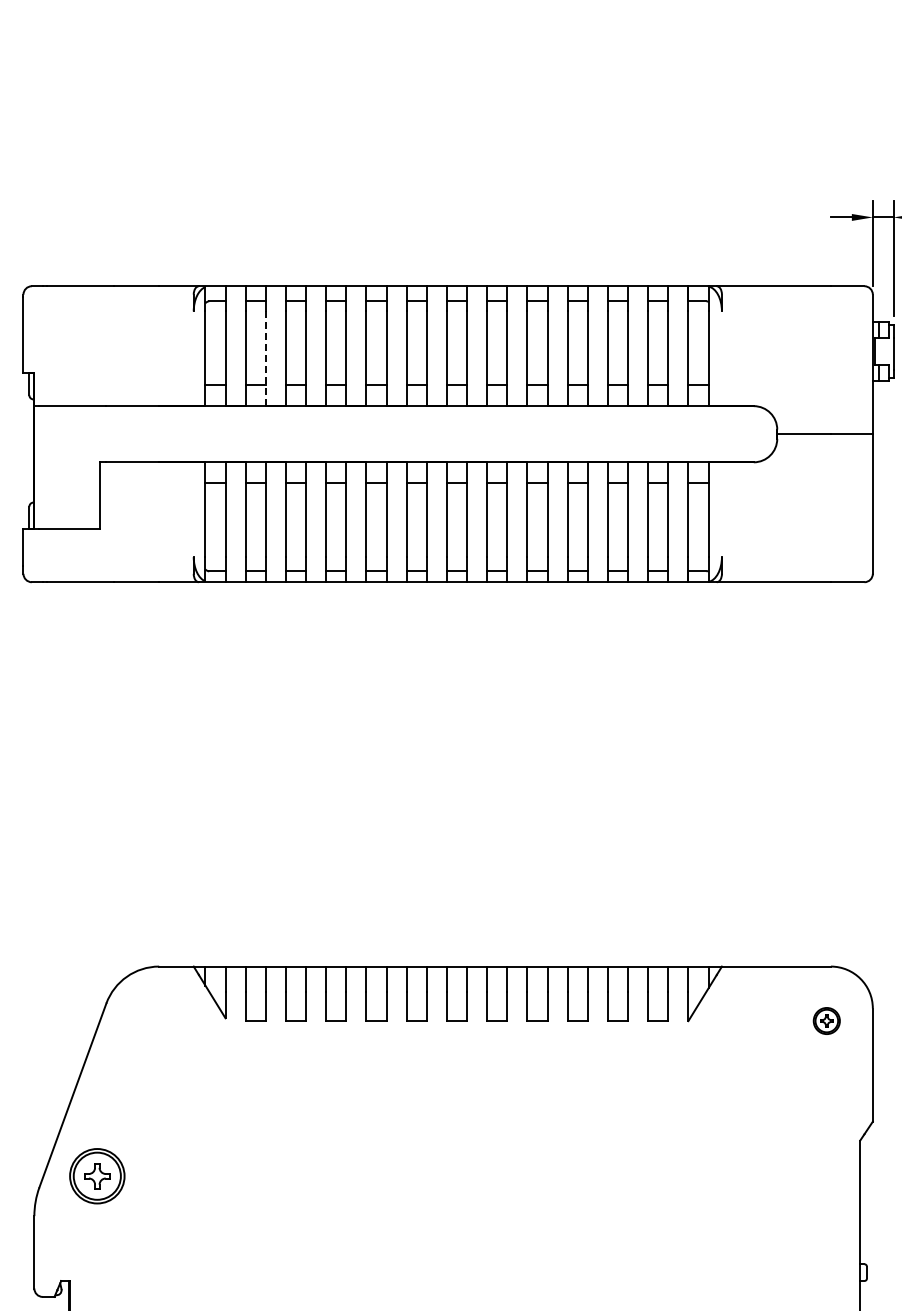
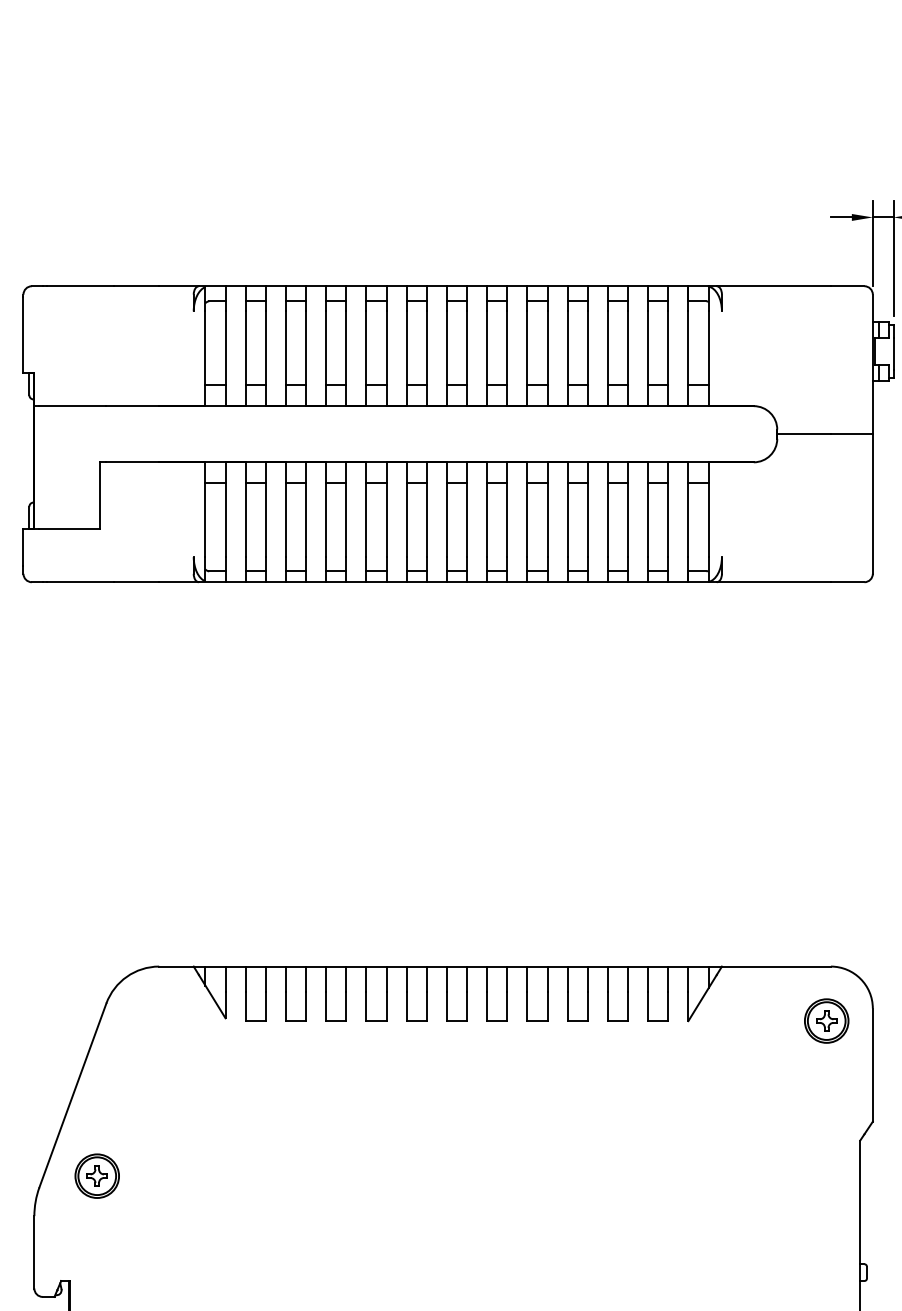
line: dashed -> solid (265, 359)
part size: 29x28 px -> 46x46 px (826, 1020)
part size: 57x57 px -> 46x46 px (96, 1175)
